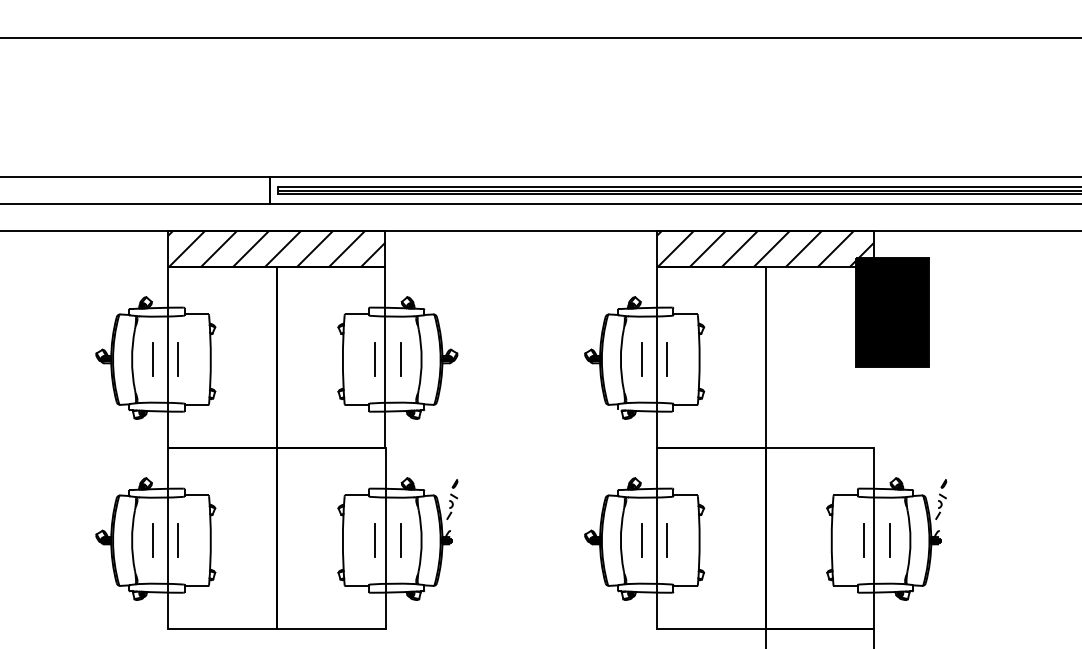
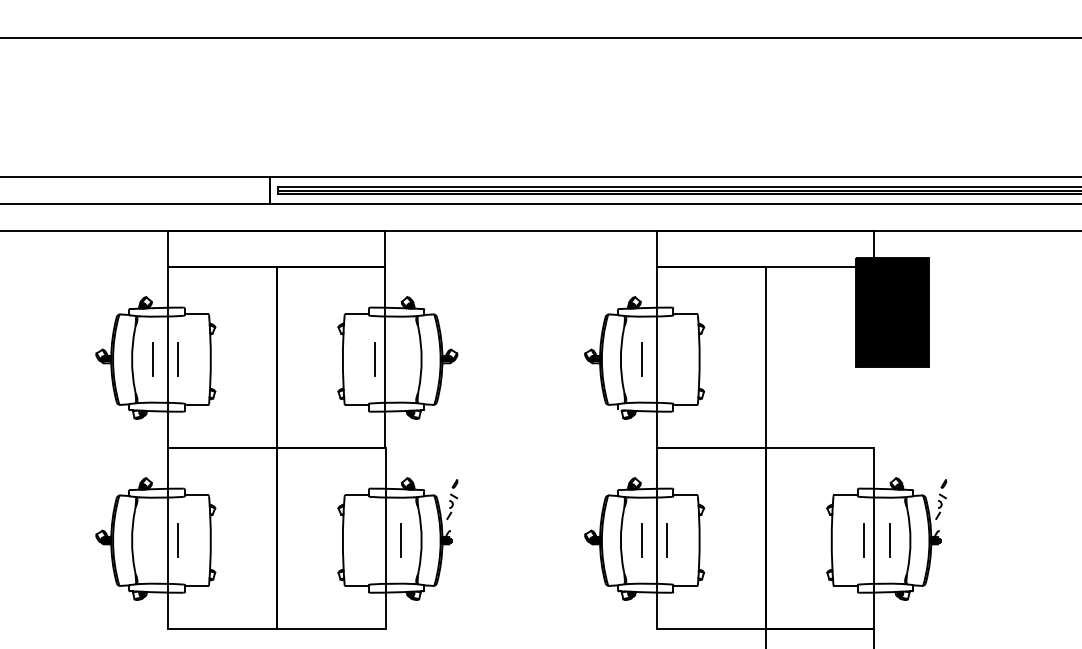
hatch: present -> none (276, 249)
hatch: present -> none (765, 249)
line: present -> none (400, 359)
line: present -> none (666, 359)
line: present -> none (152, 540)
line: present -> none (375, 540)
